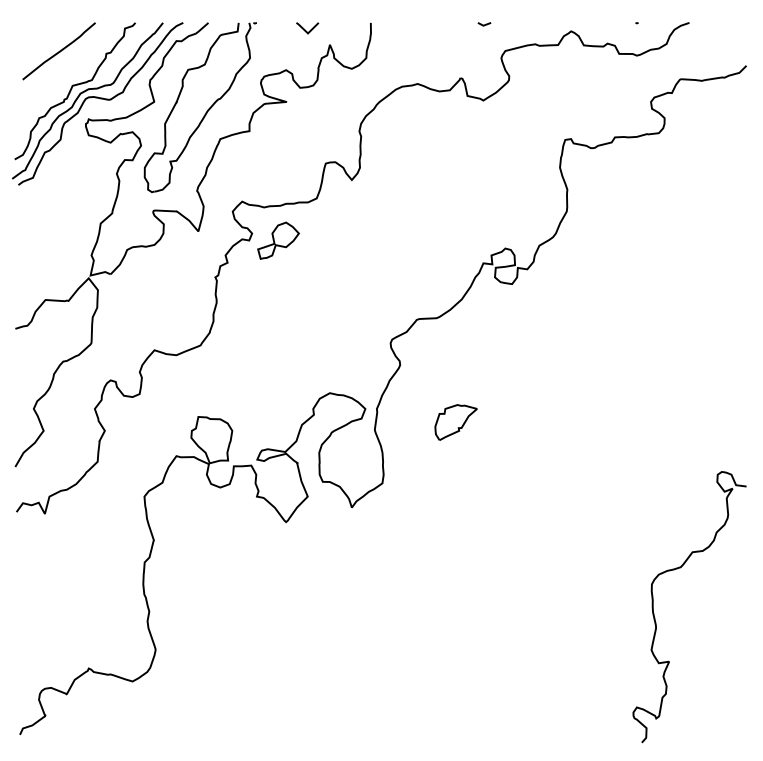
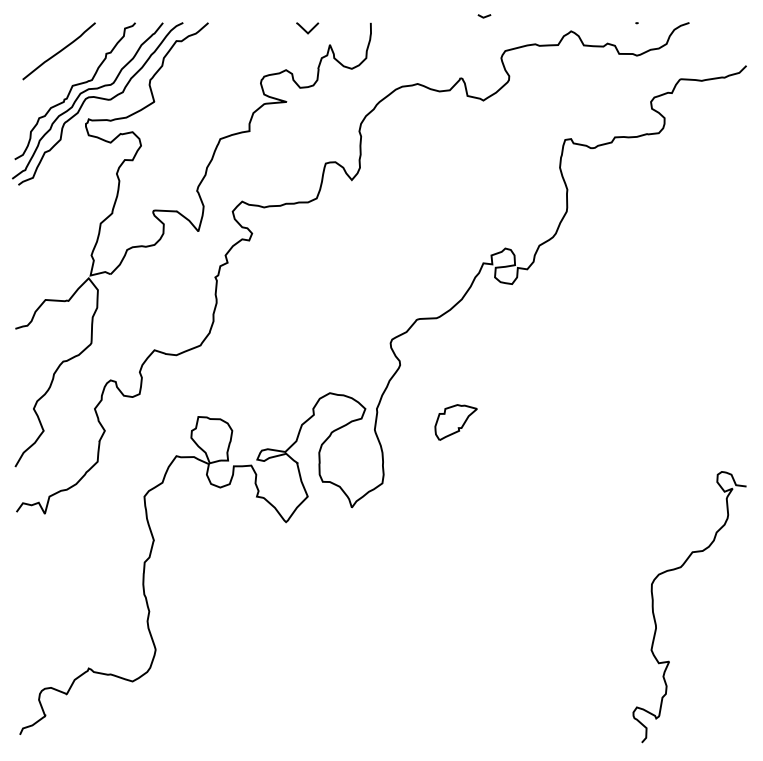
line position: (484, 24) -> (484, 16) (484, 16)
part: present -> none (206, 110)
part: present -> none (278, 240)
